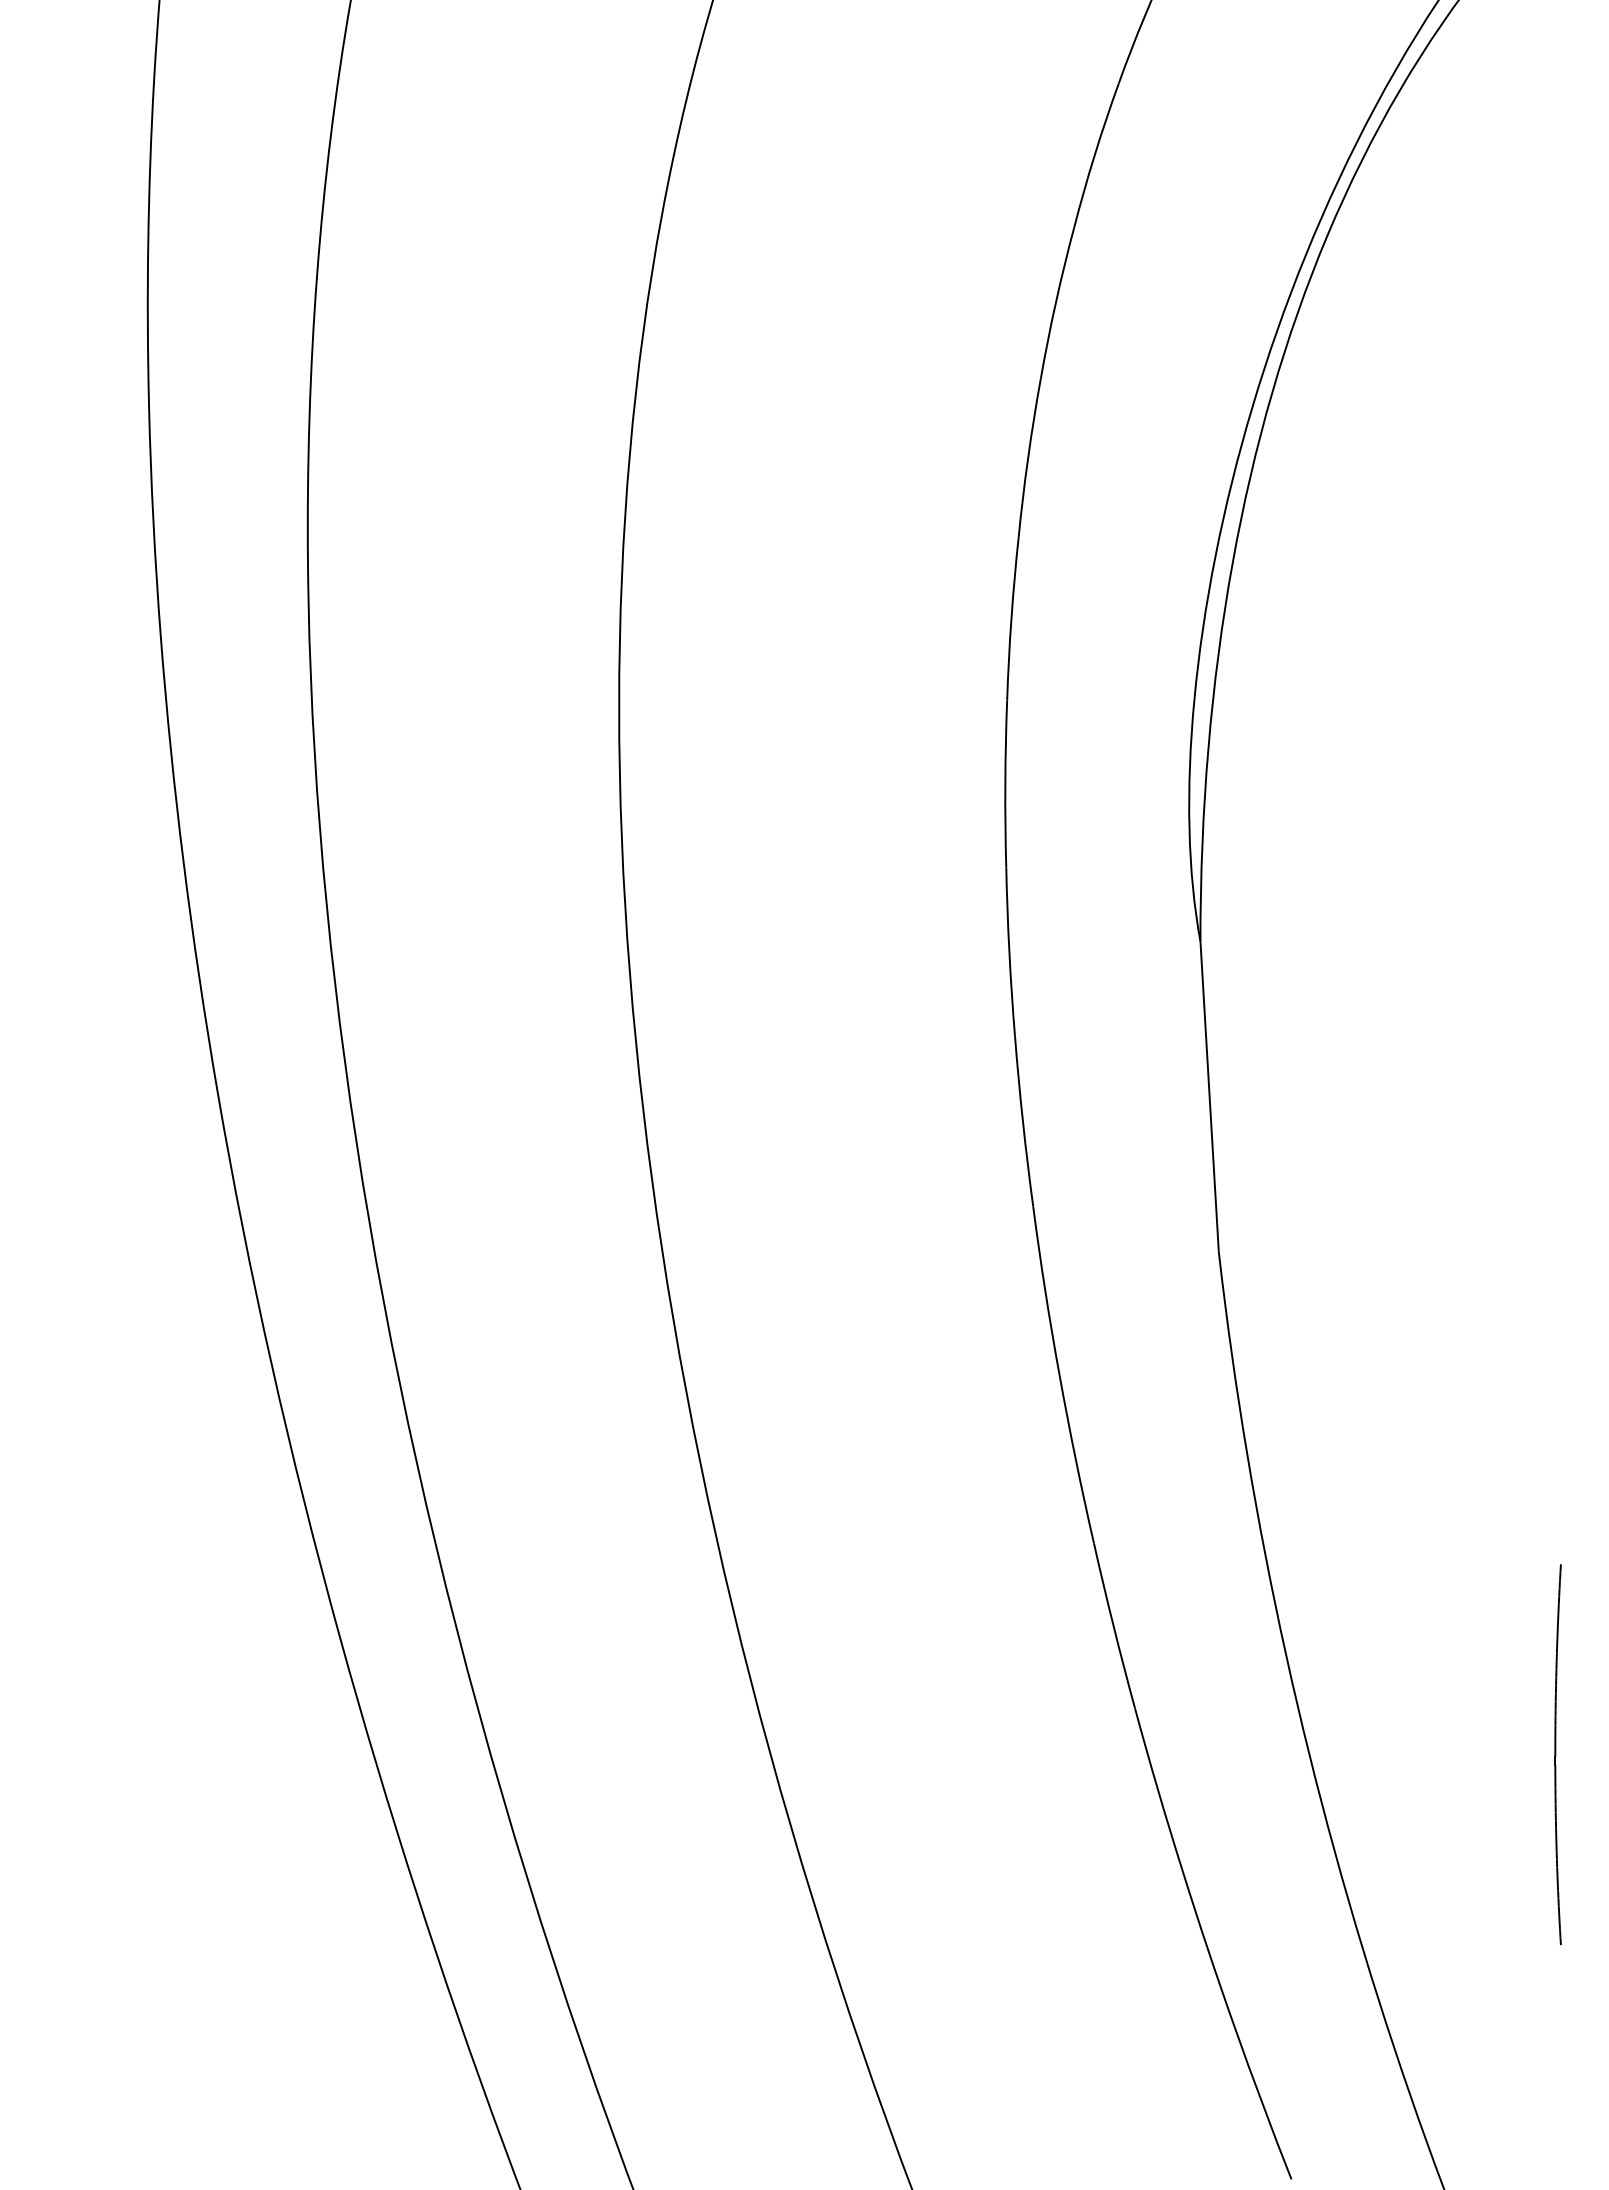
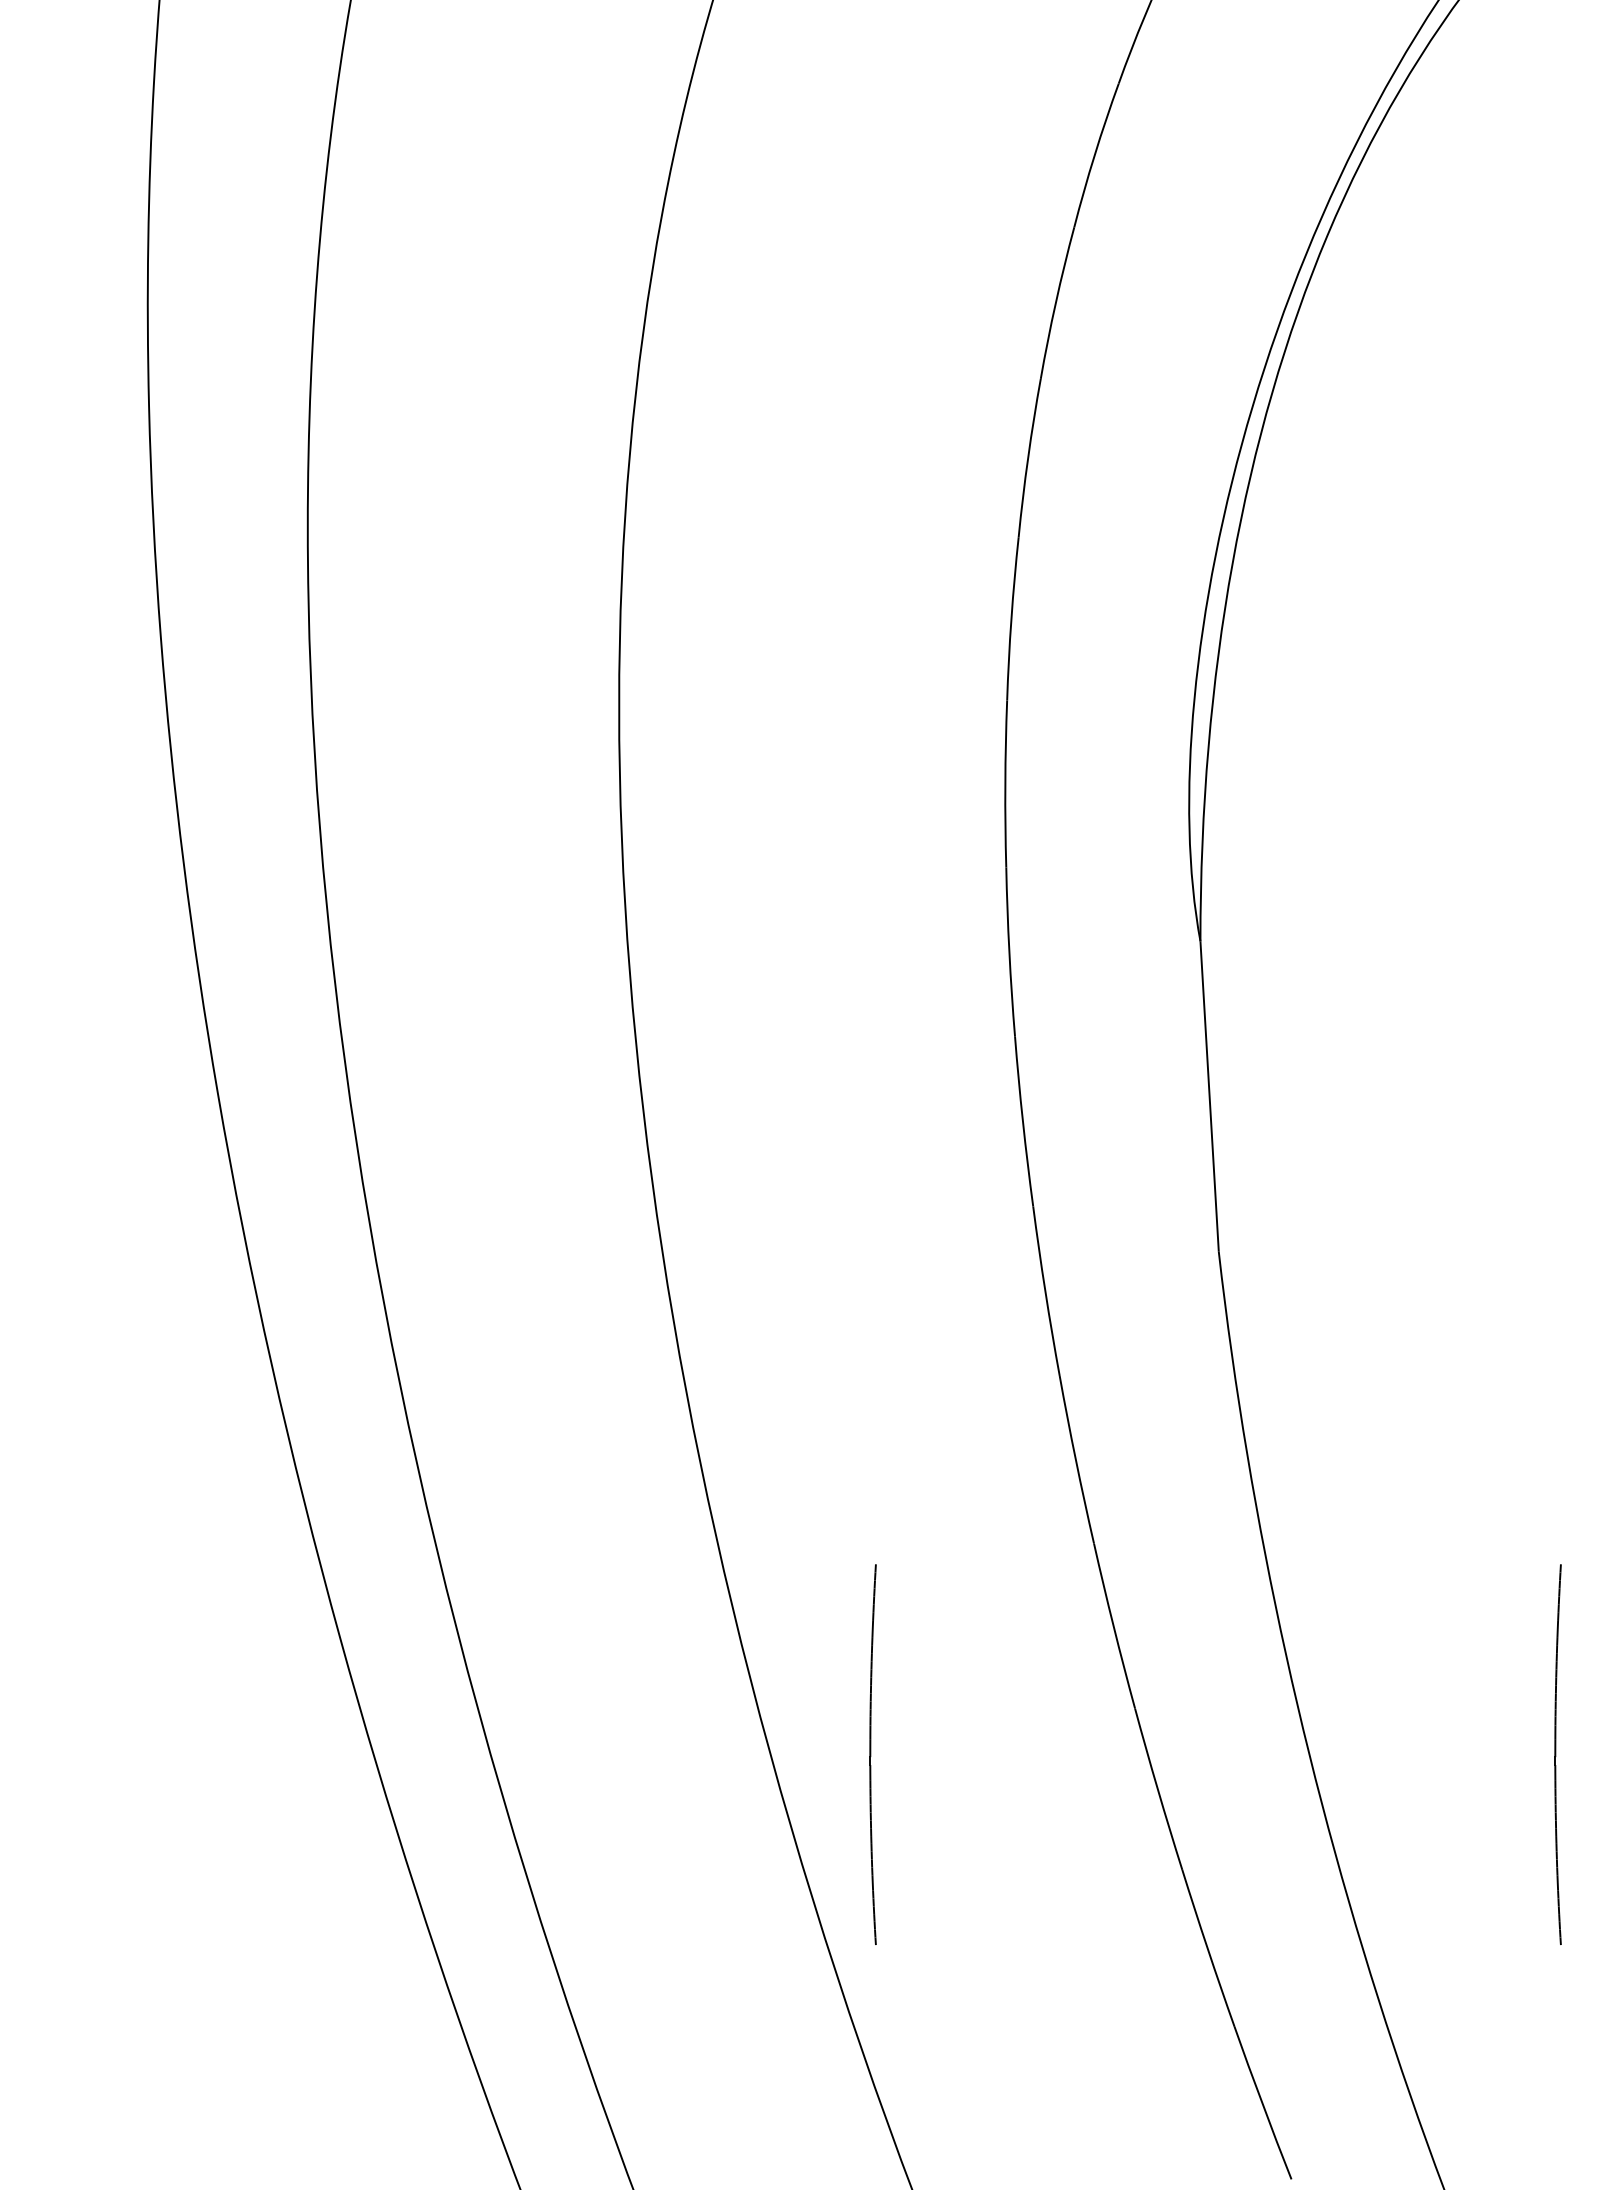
part: none -> present (872, 1754)
